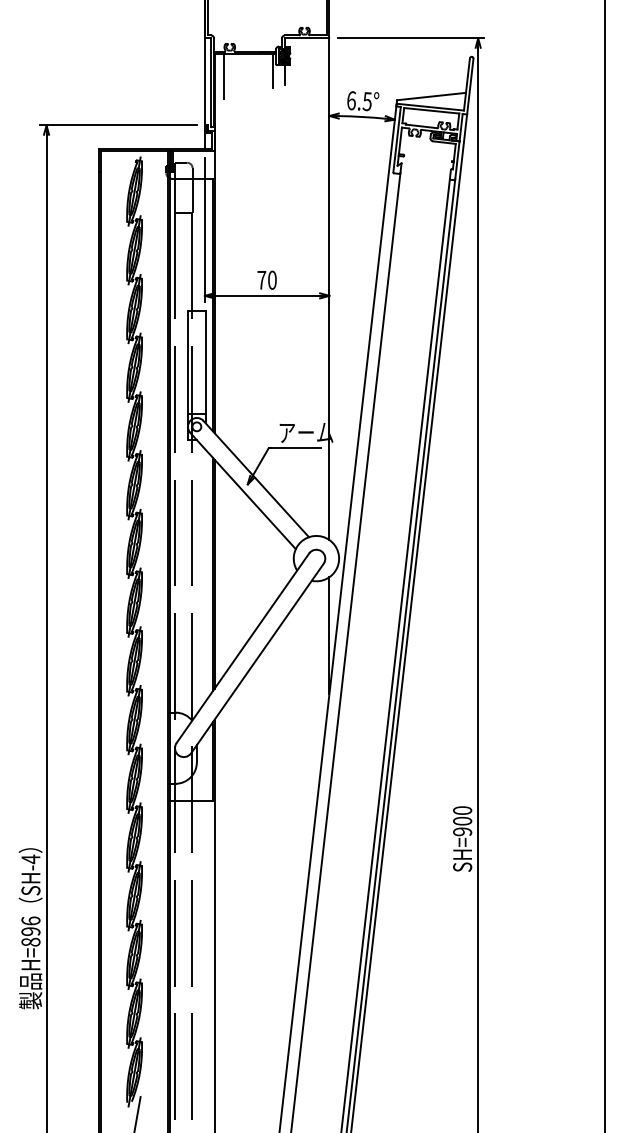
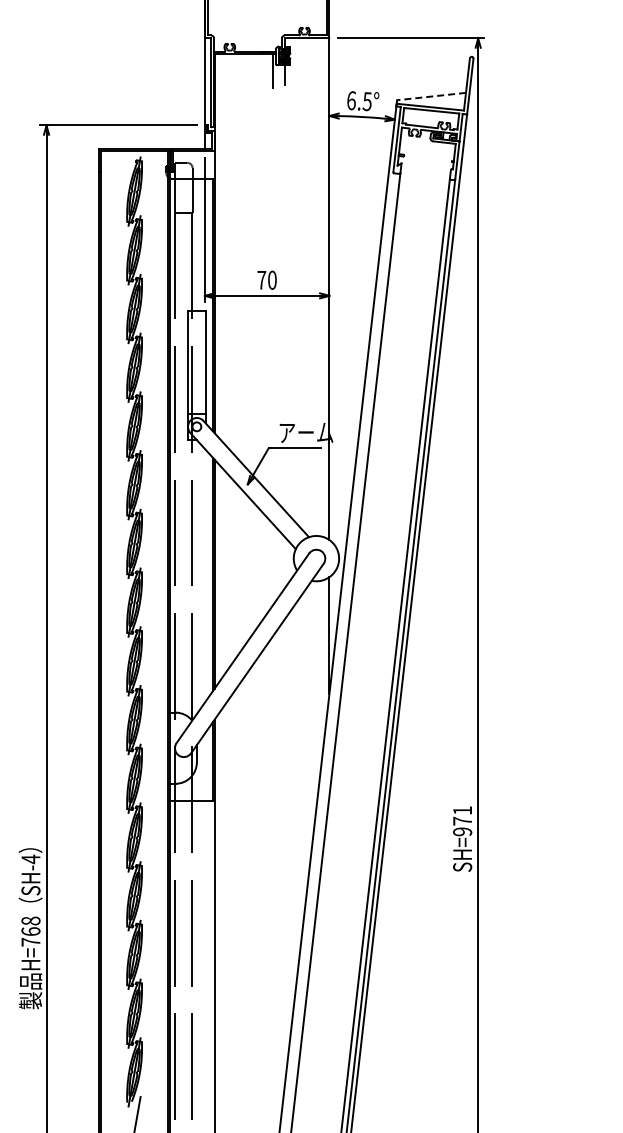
line: present -> none (224, 76)
line: solid -> dashed (431, 96)
line: present -> none (604, 565)
text: SH=900 -> SH=971 (462, 815)
text: H=896 -> H=768 (30, 931)
